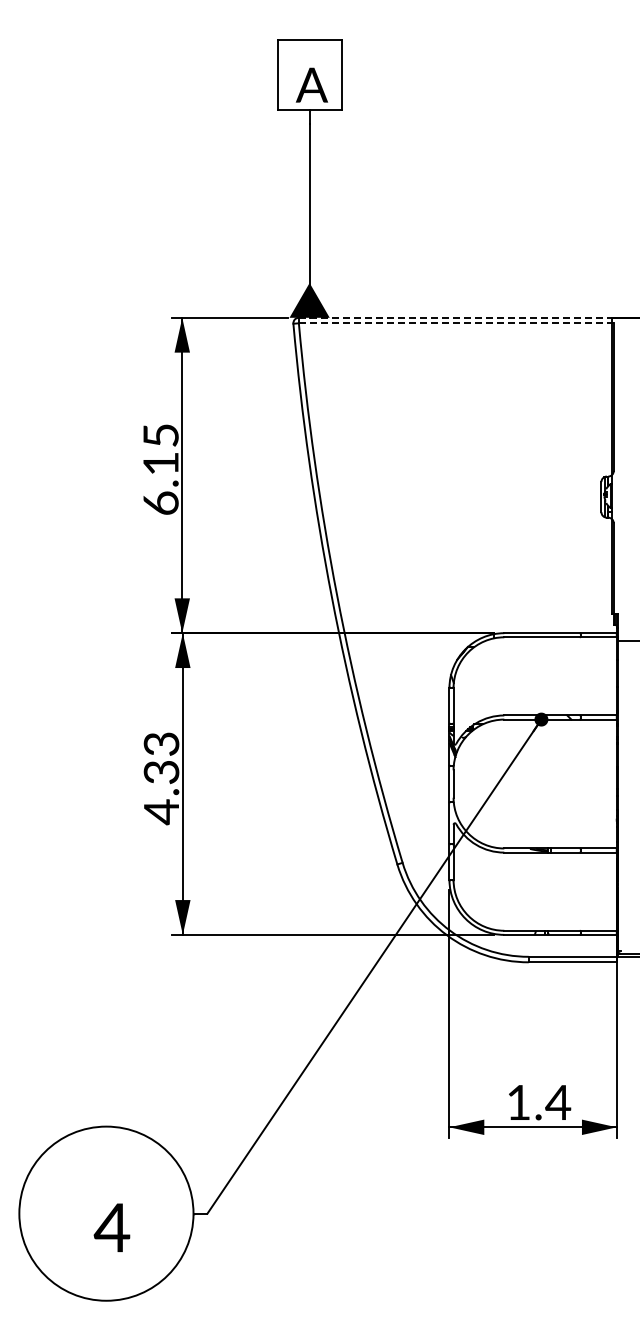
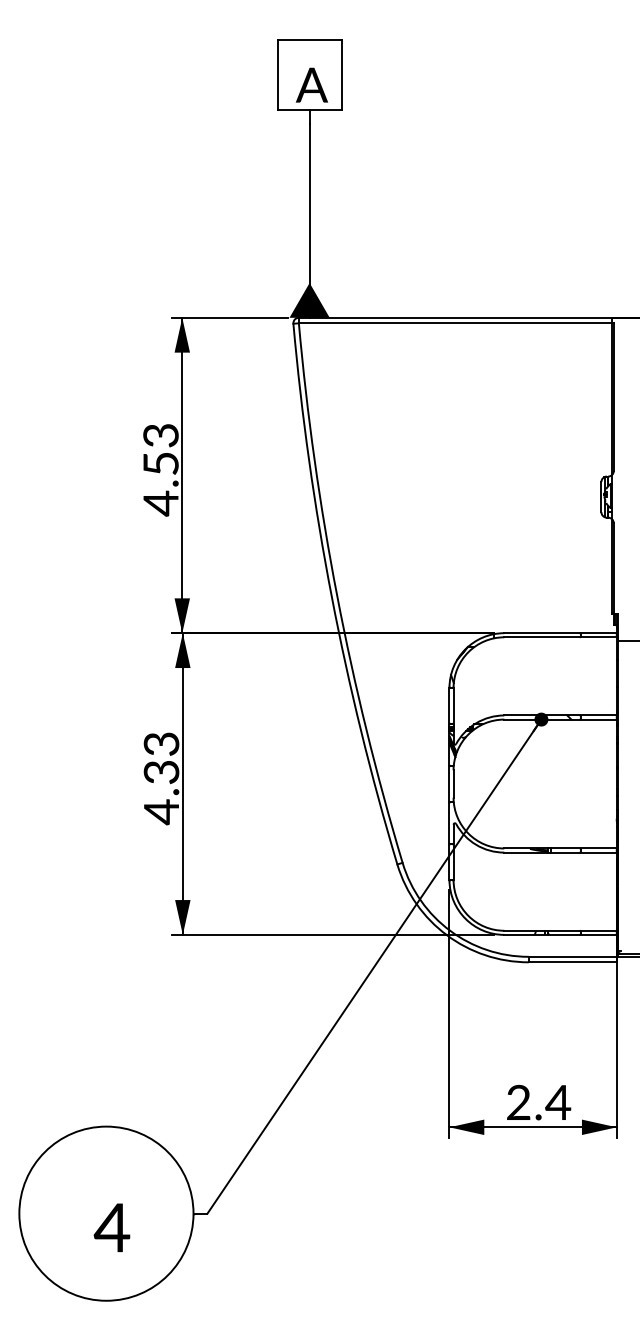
line: dashed -> solid (455, 317)
line: dashed -> solid (455, 323)
text: 6.15 -> 4.53 (160, 470)
text: 1.4 -> 2.4 (518, 1101)
